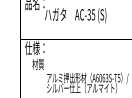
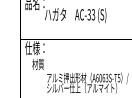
text: AC-35 -> AC-33 (93, 14)
